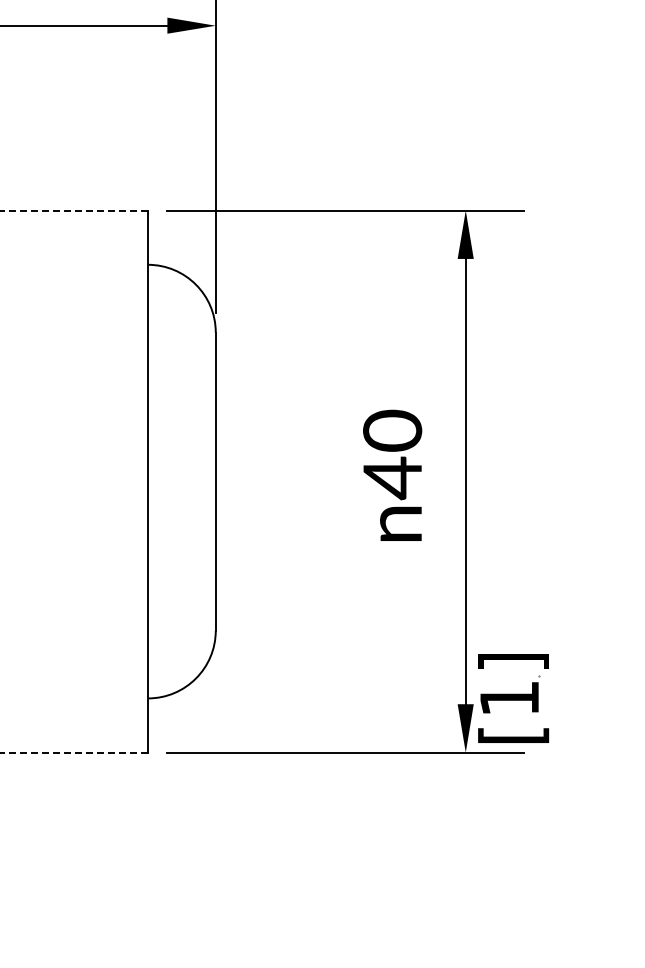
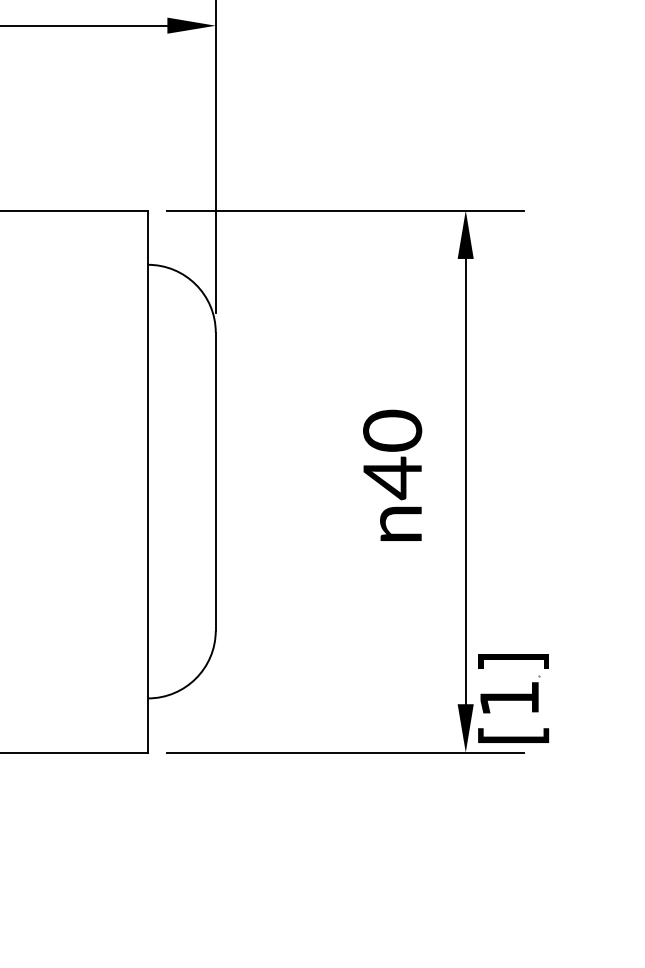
line: dashed -> solid (74, 210)
line: dashed -> solid (74, 752)
